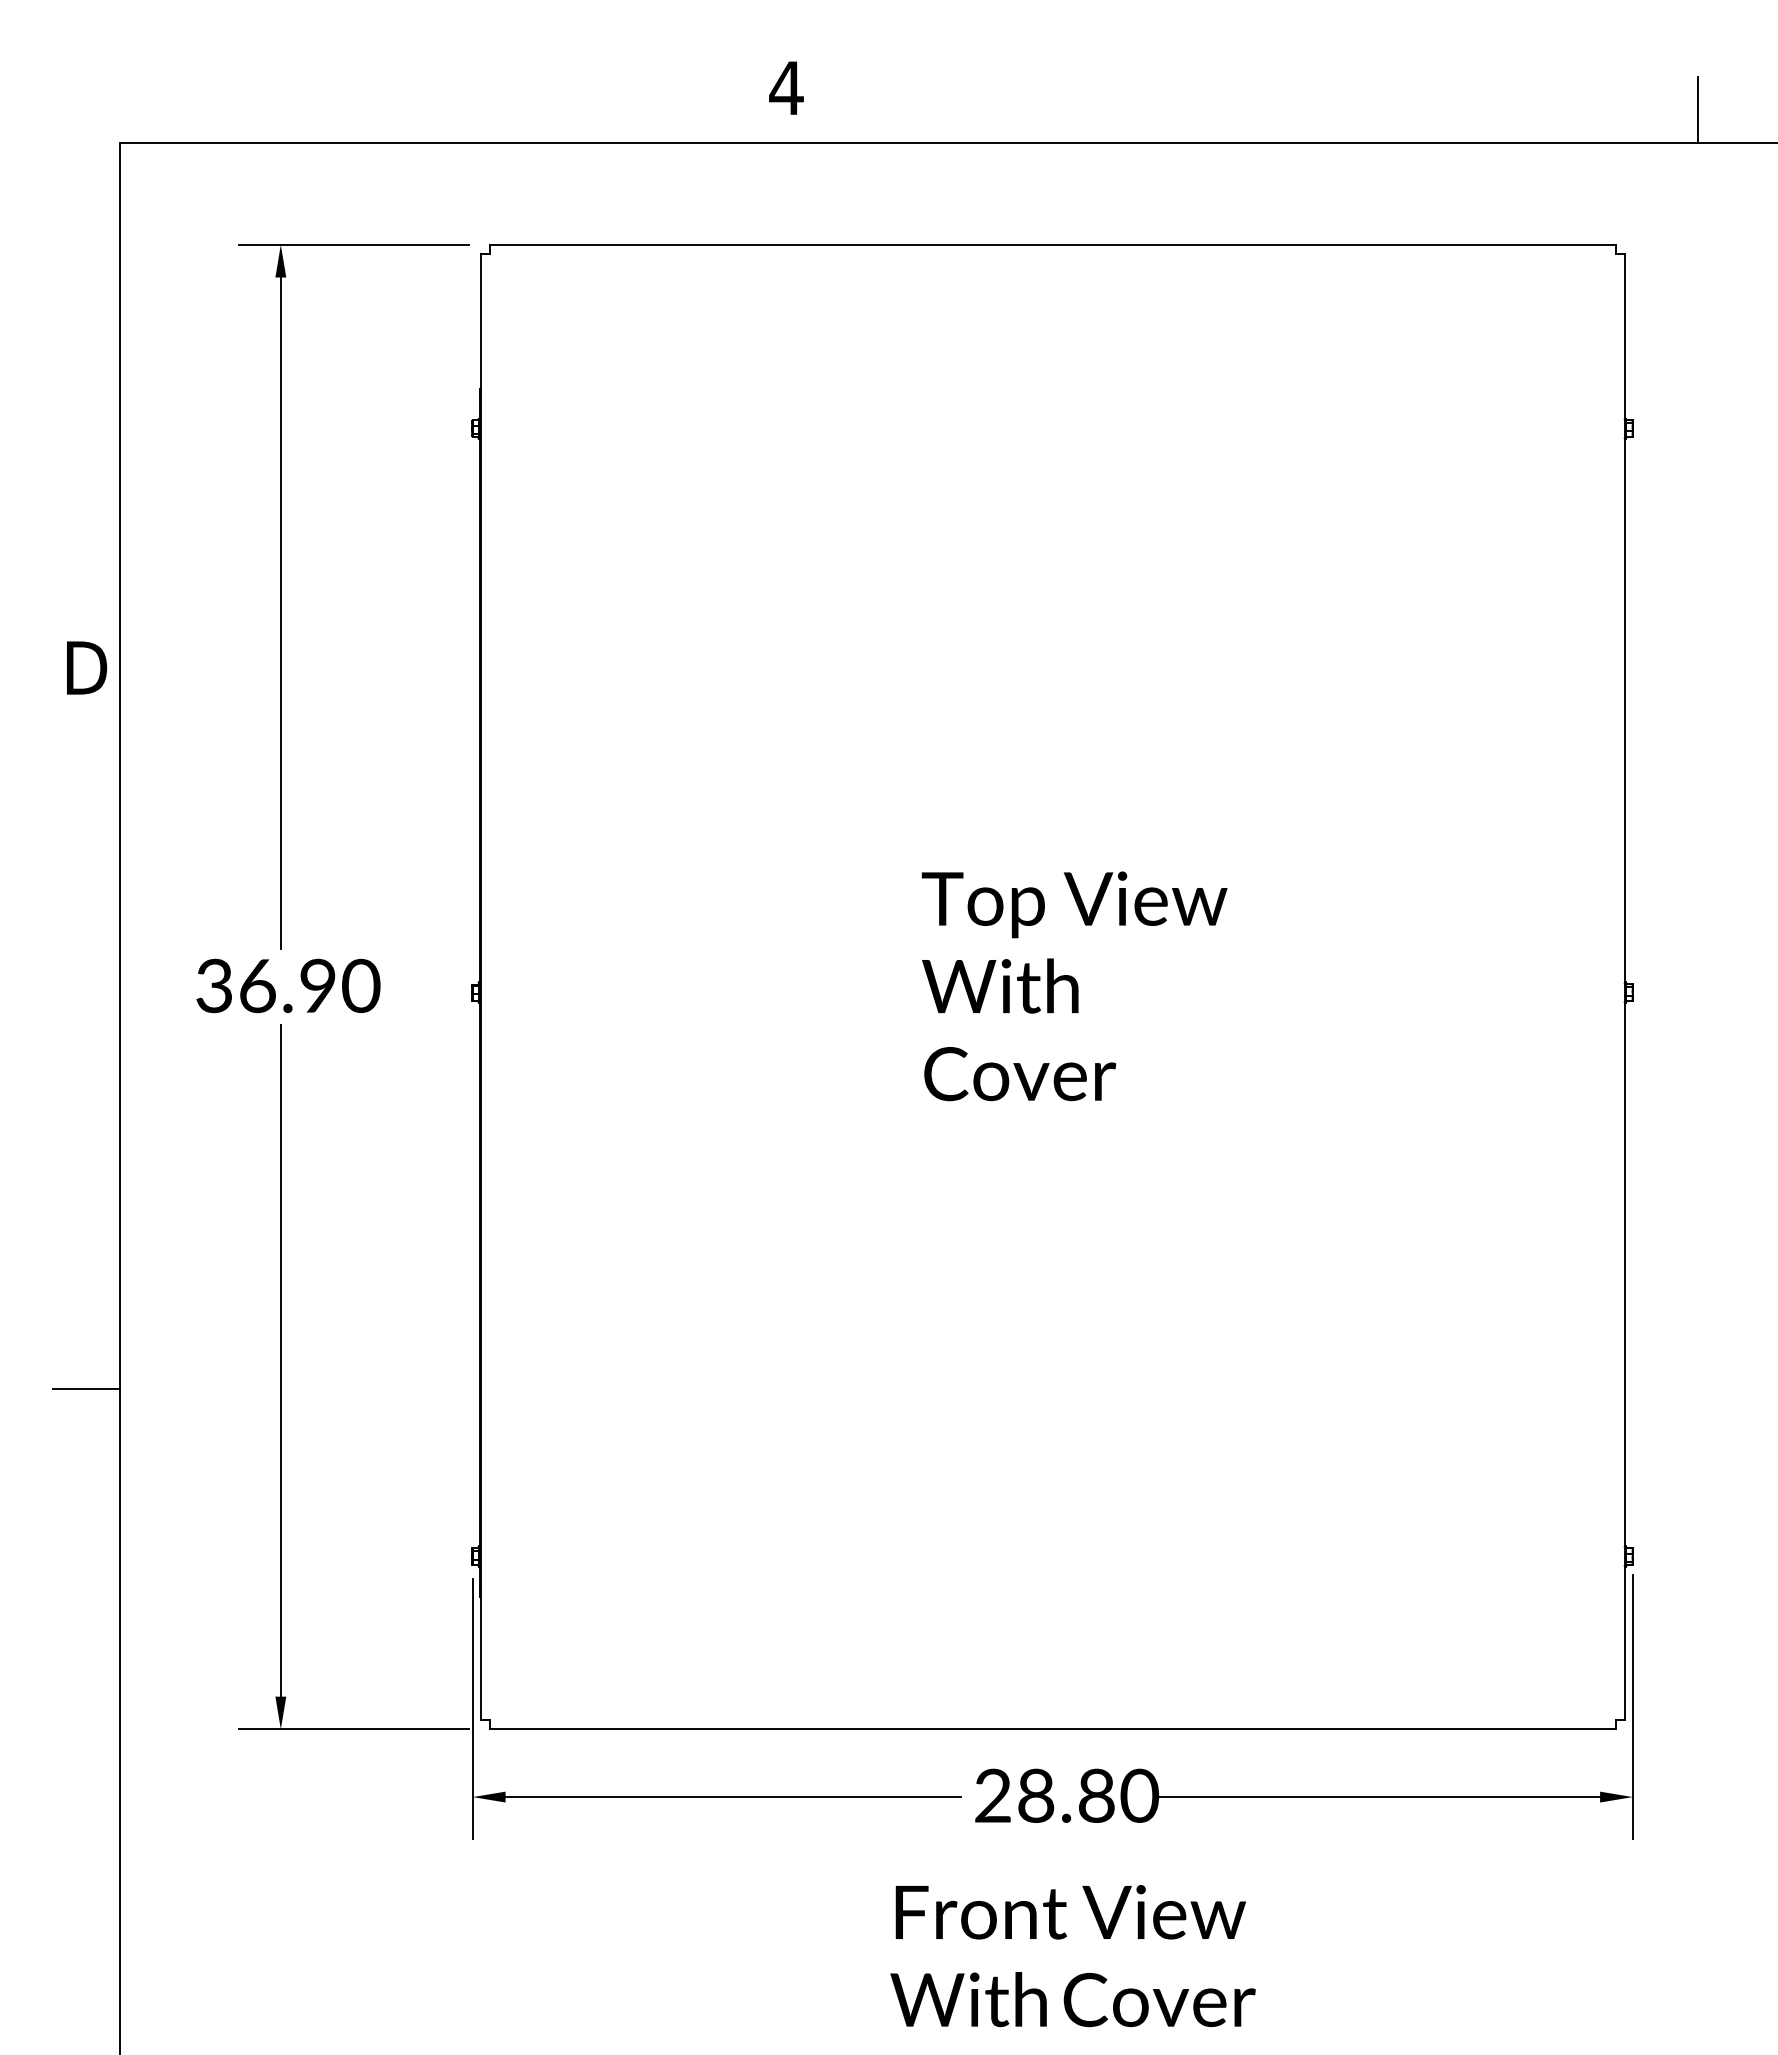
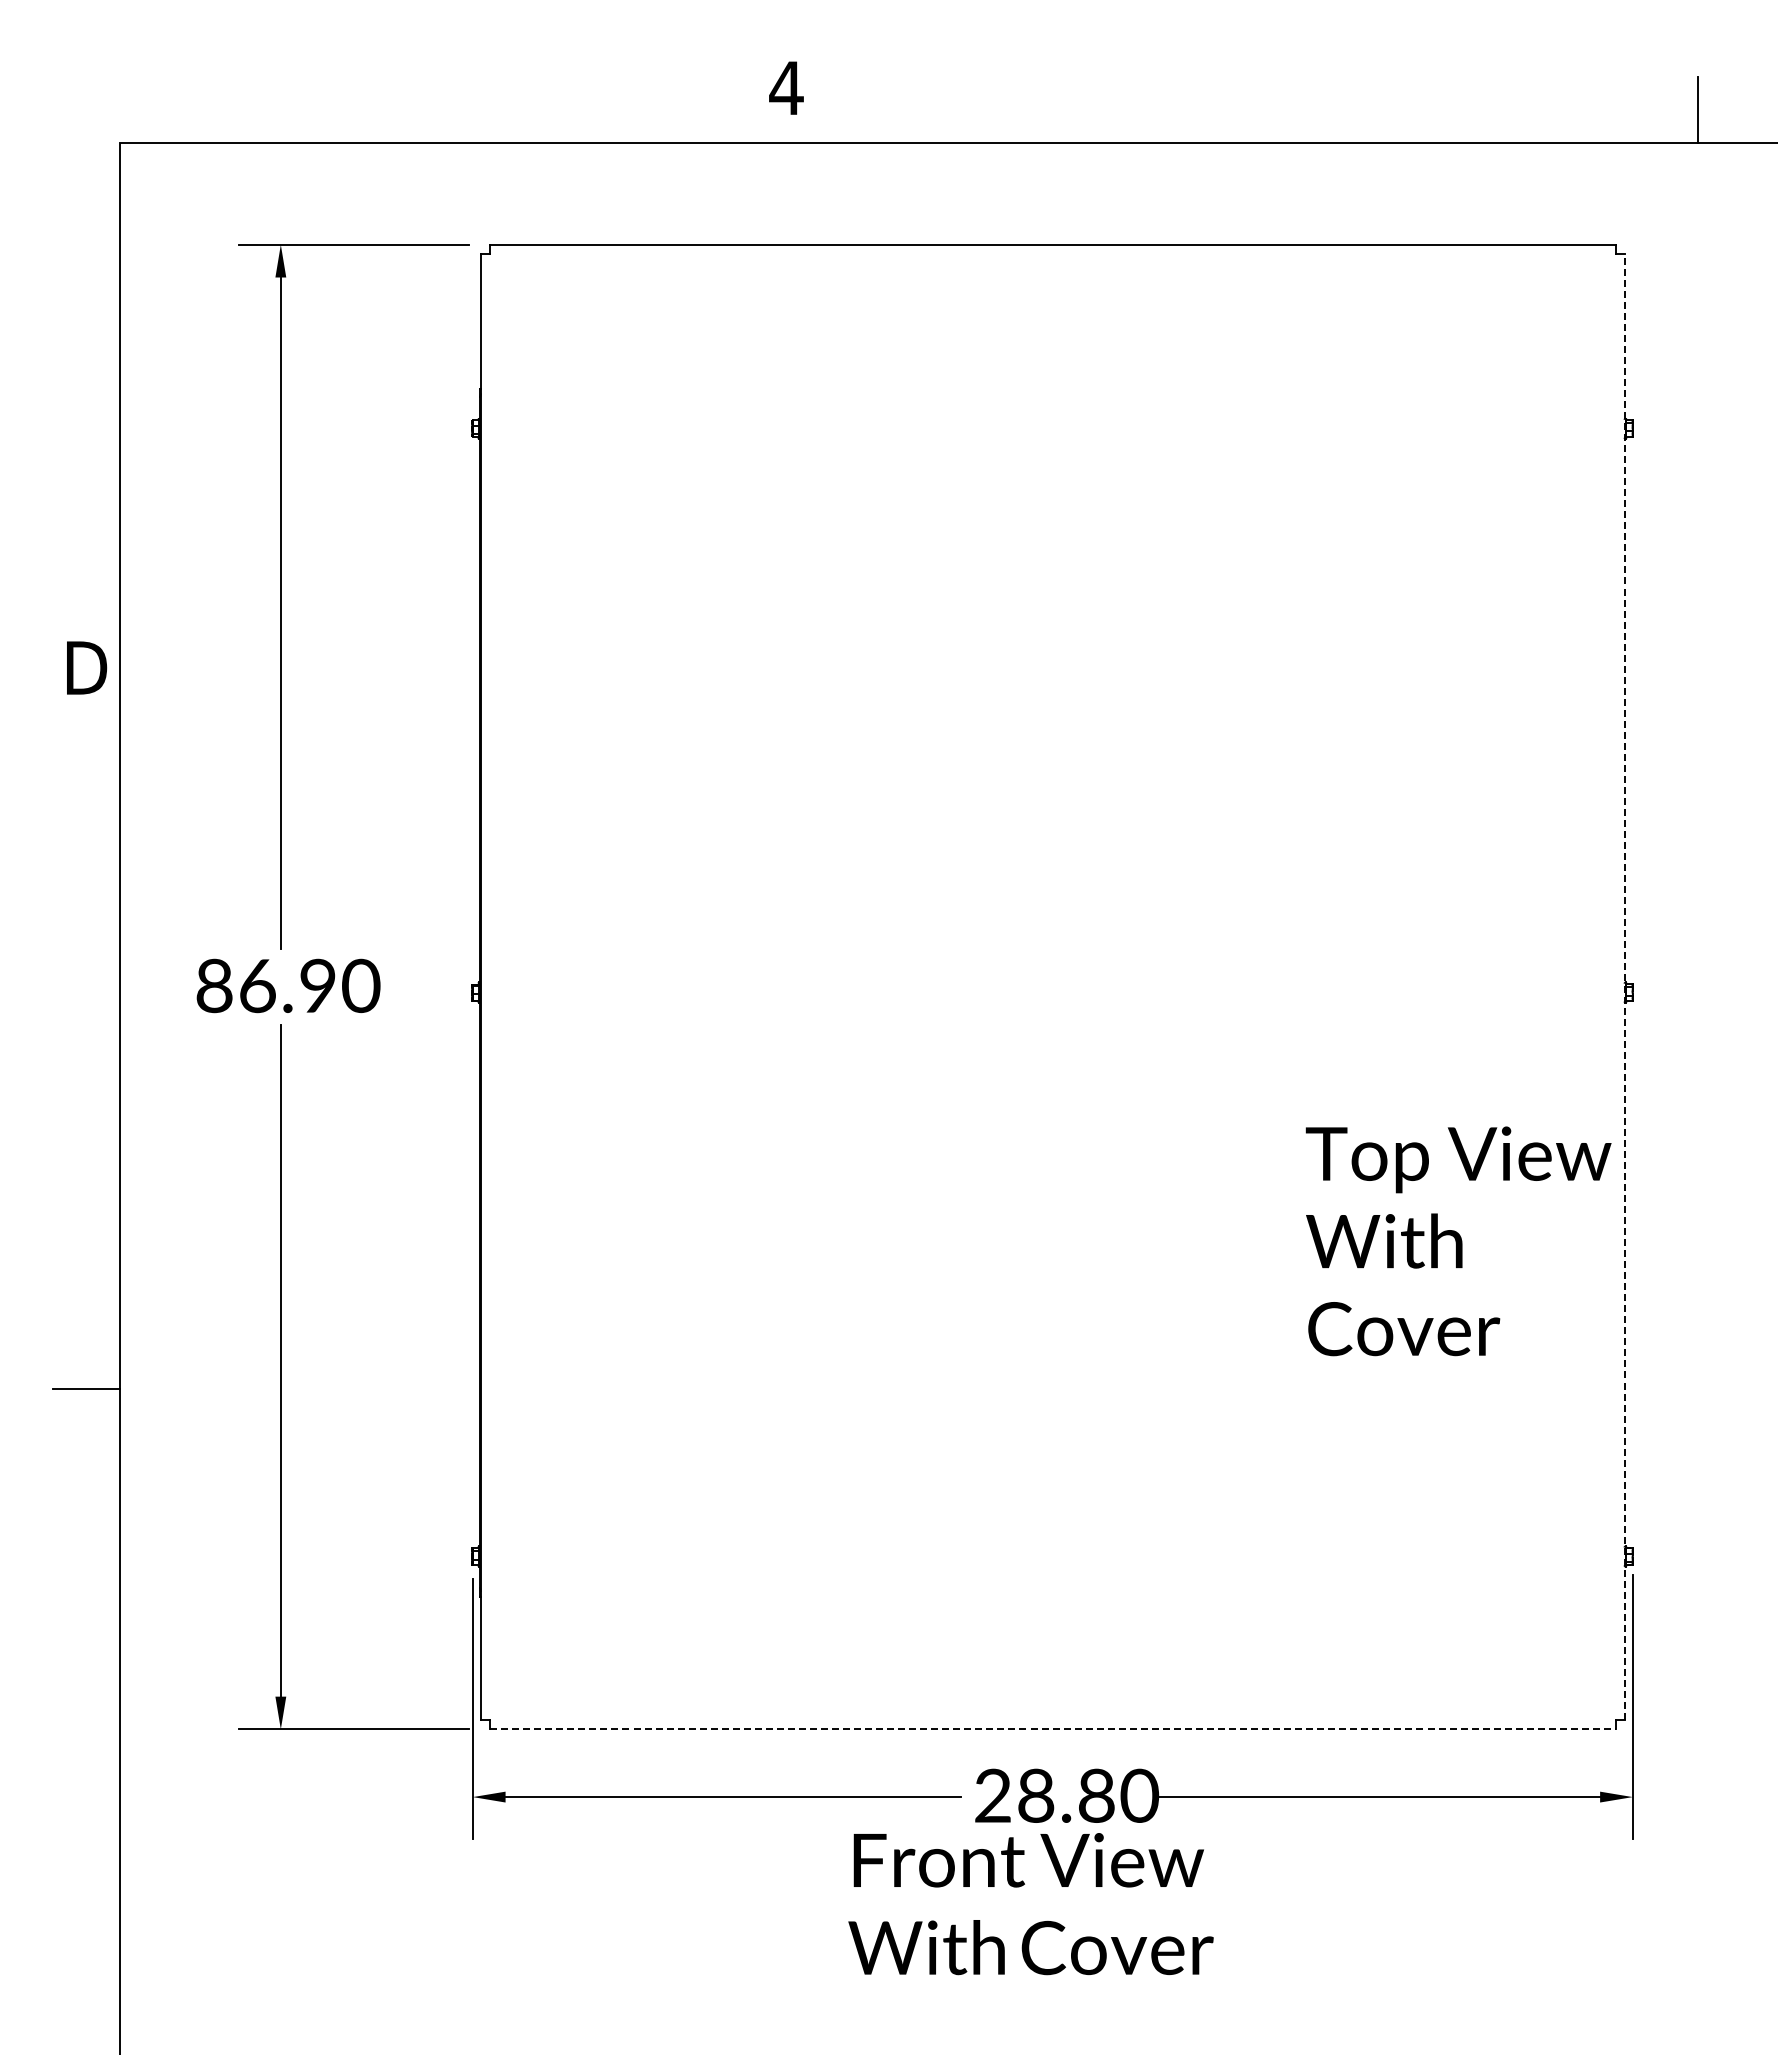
text: 36.90 -> 86.90 (214, 985)
text position: (1074, 986) -> (1458, 1241) (1458, 1241)
line: solid -> dashed (1624, 986)
line: solid -> dashed (1052, 1729)
text position: (1072, 1956) -> (1030, 1904) (1030, 1904)
